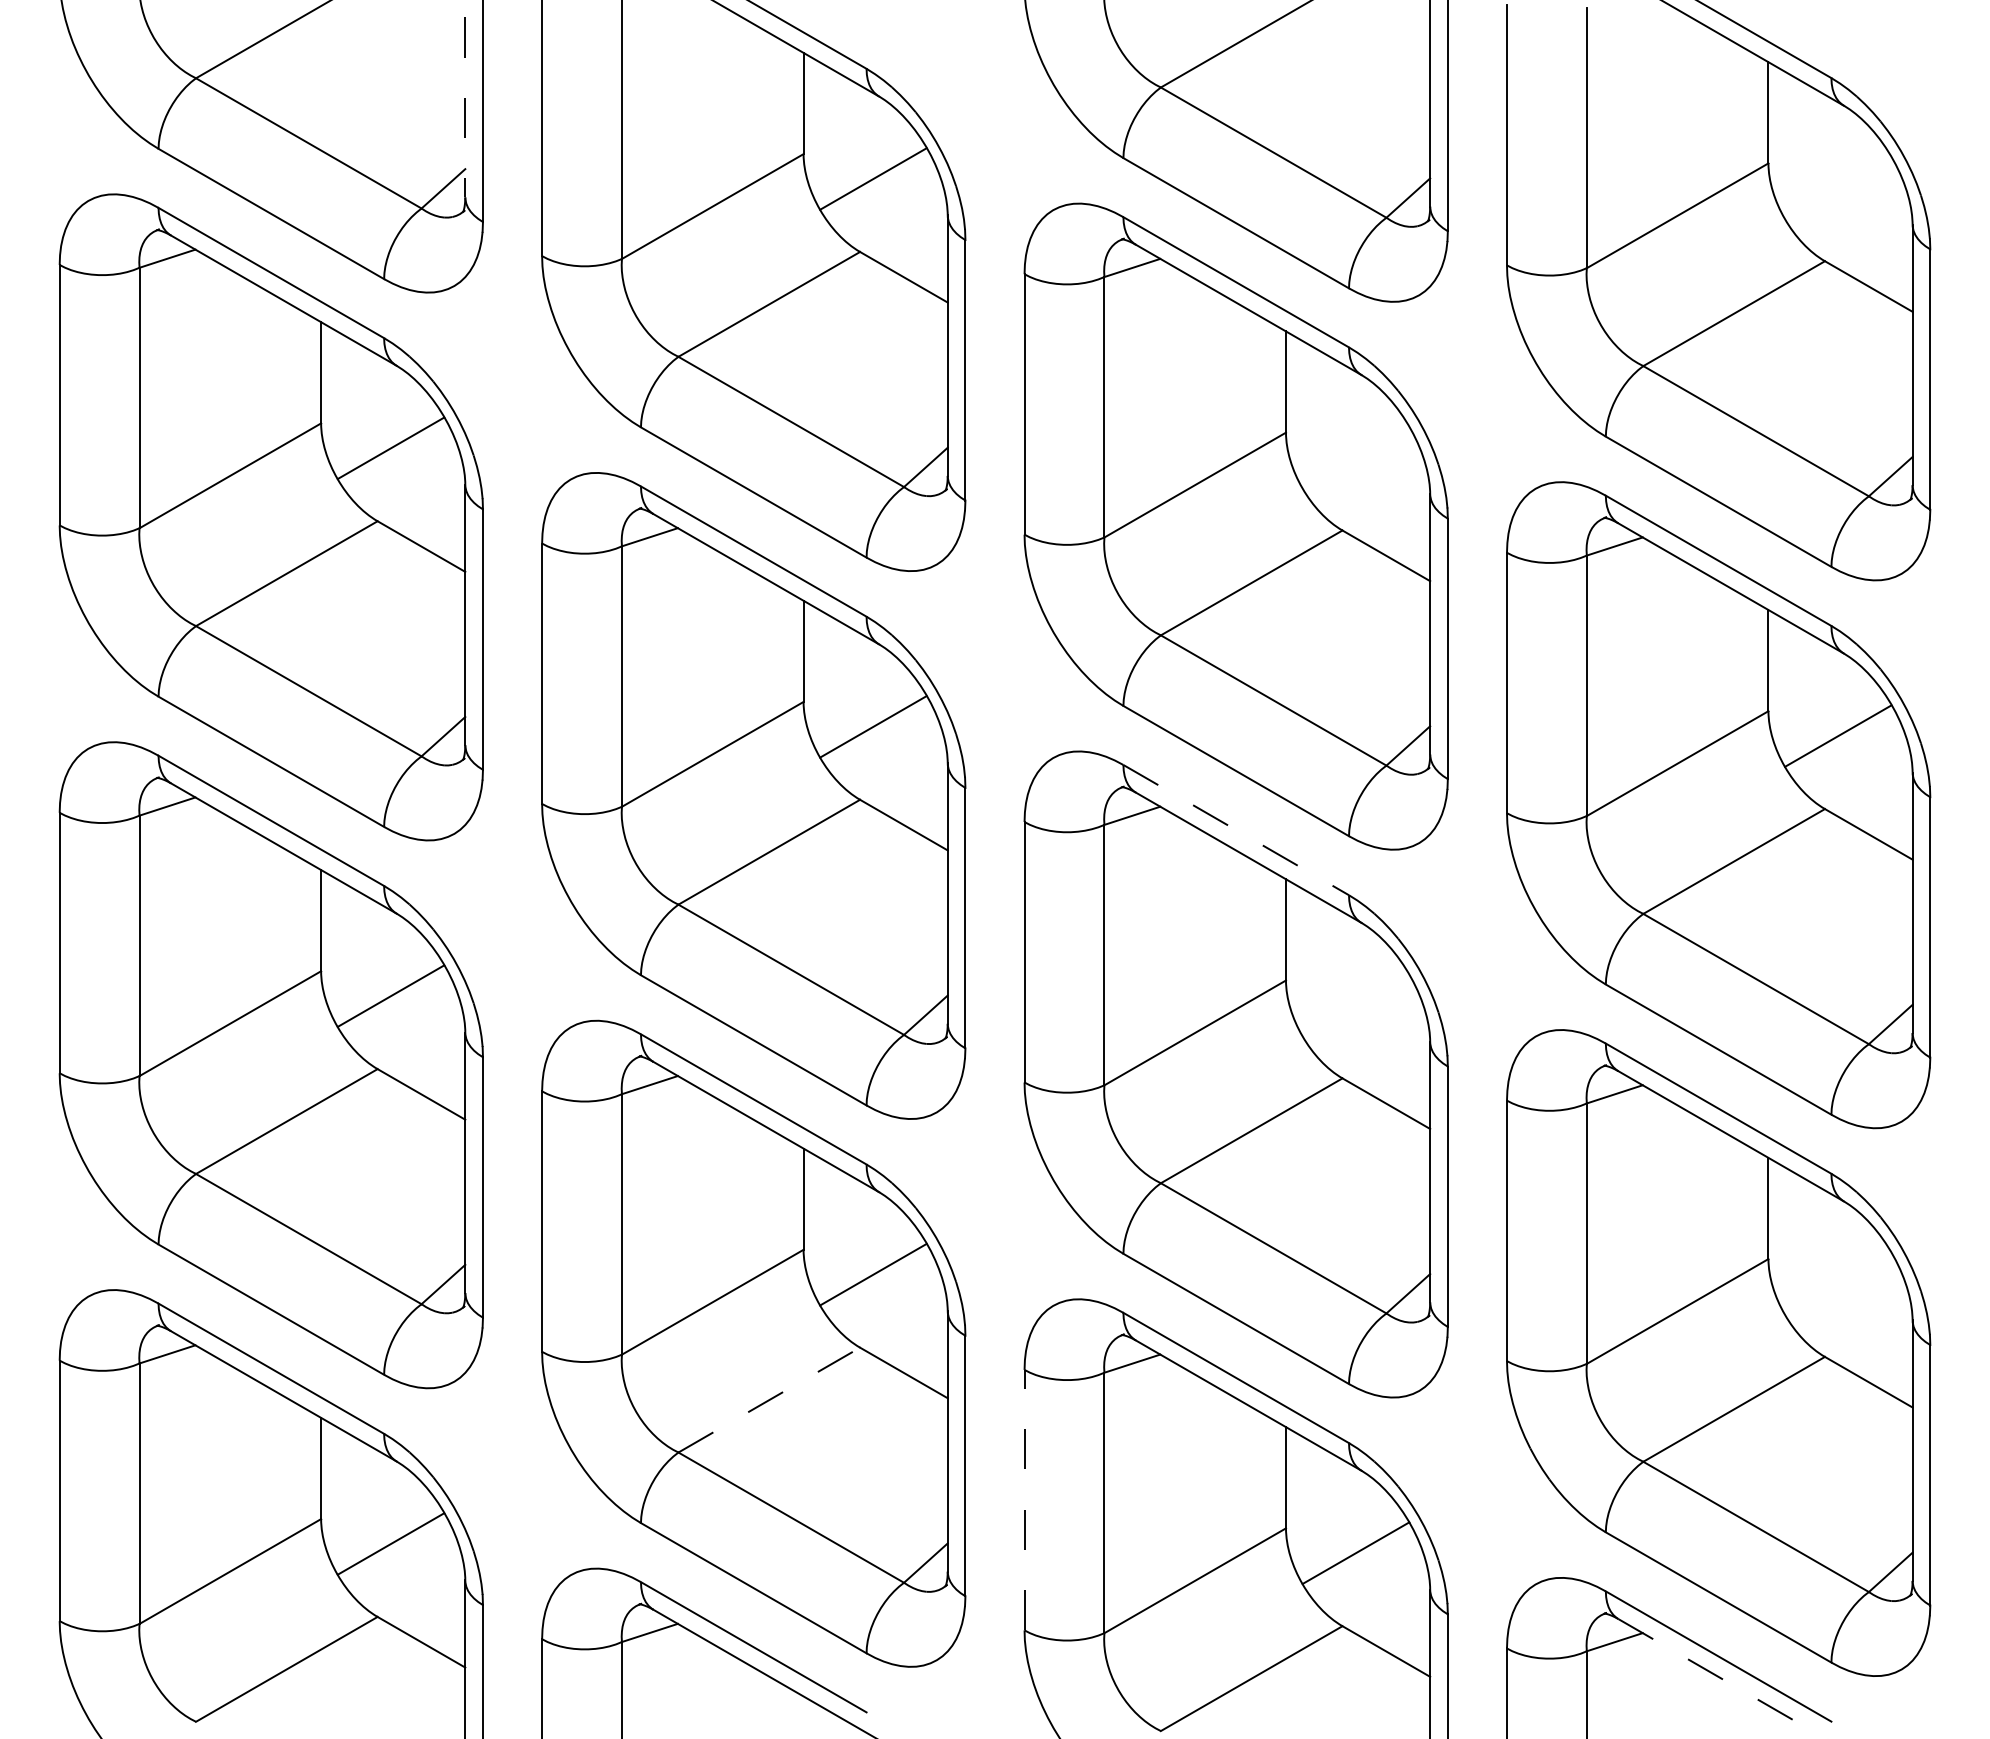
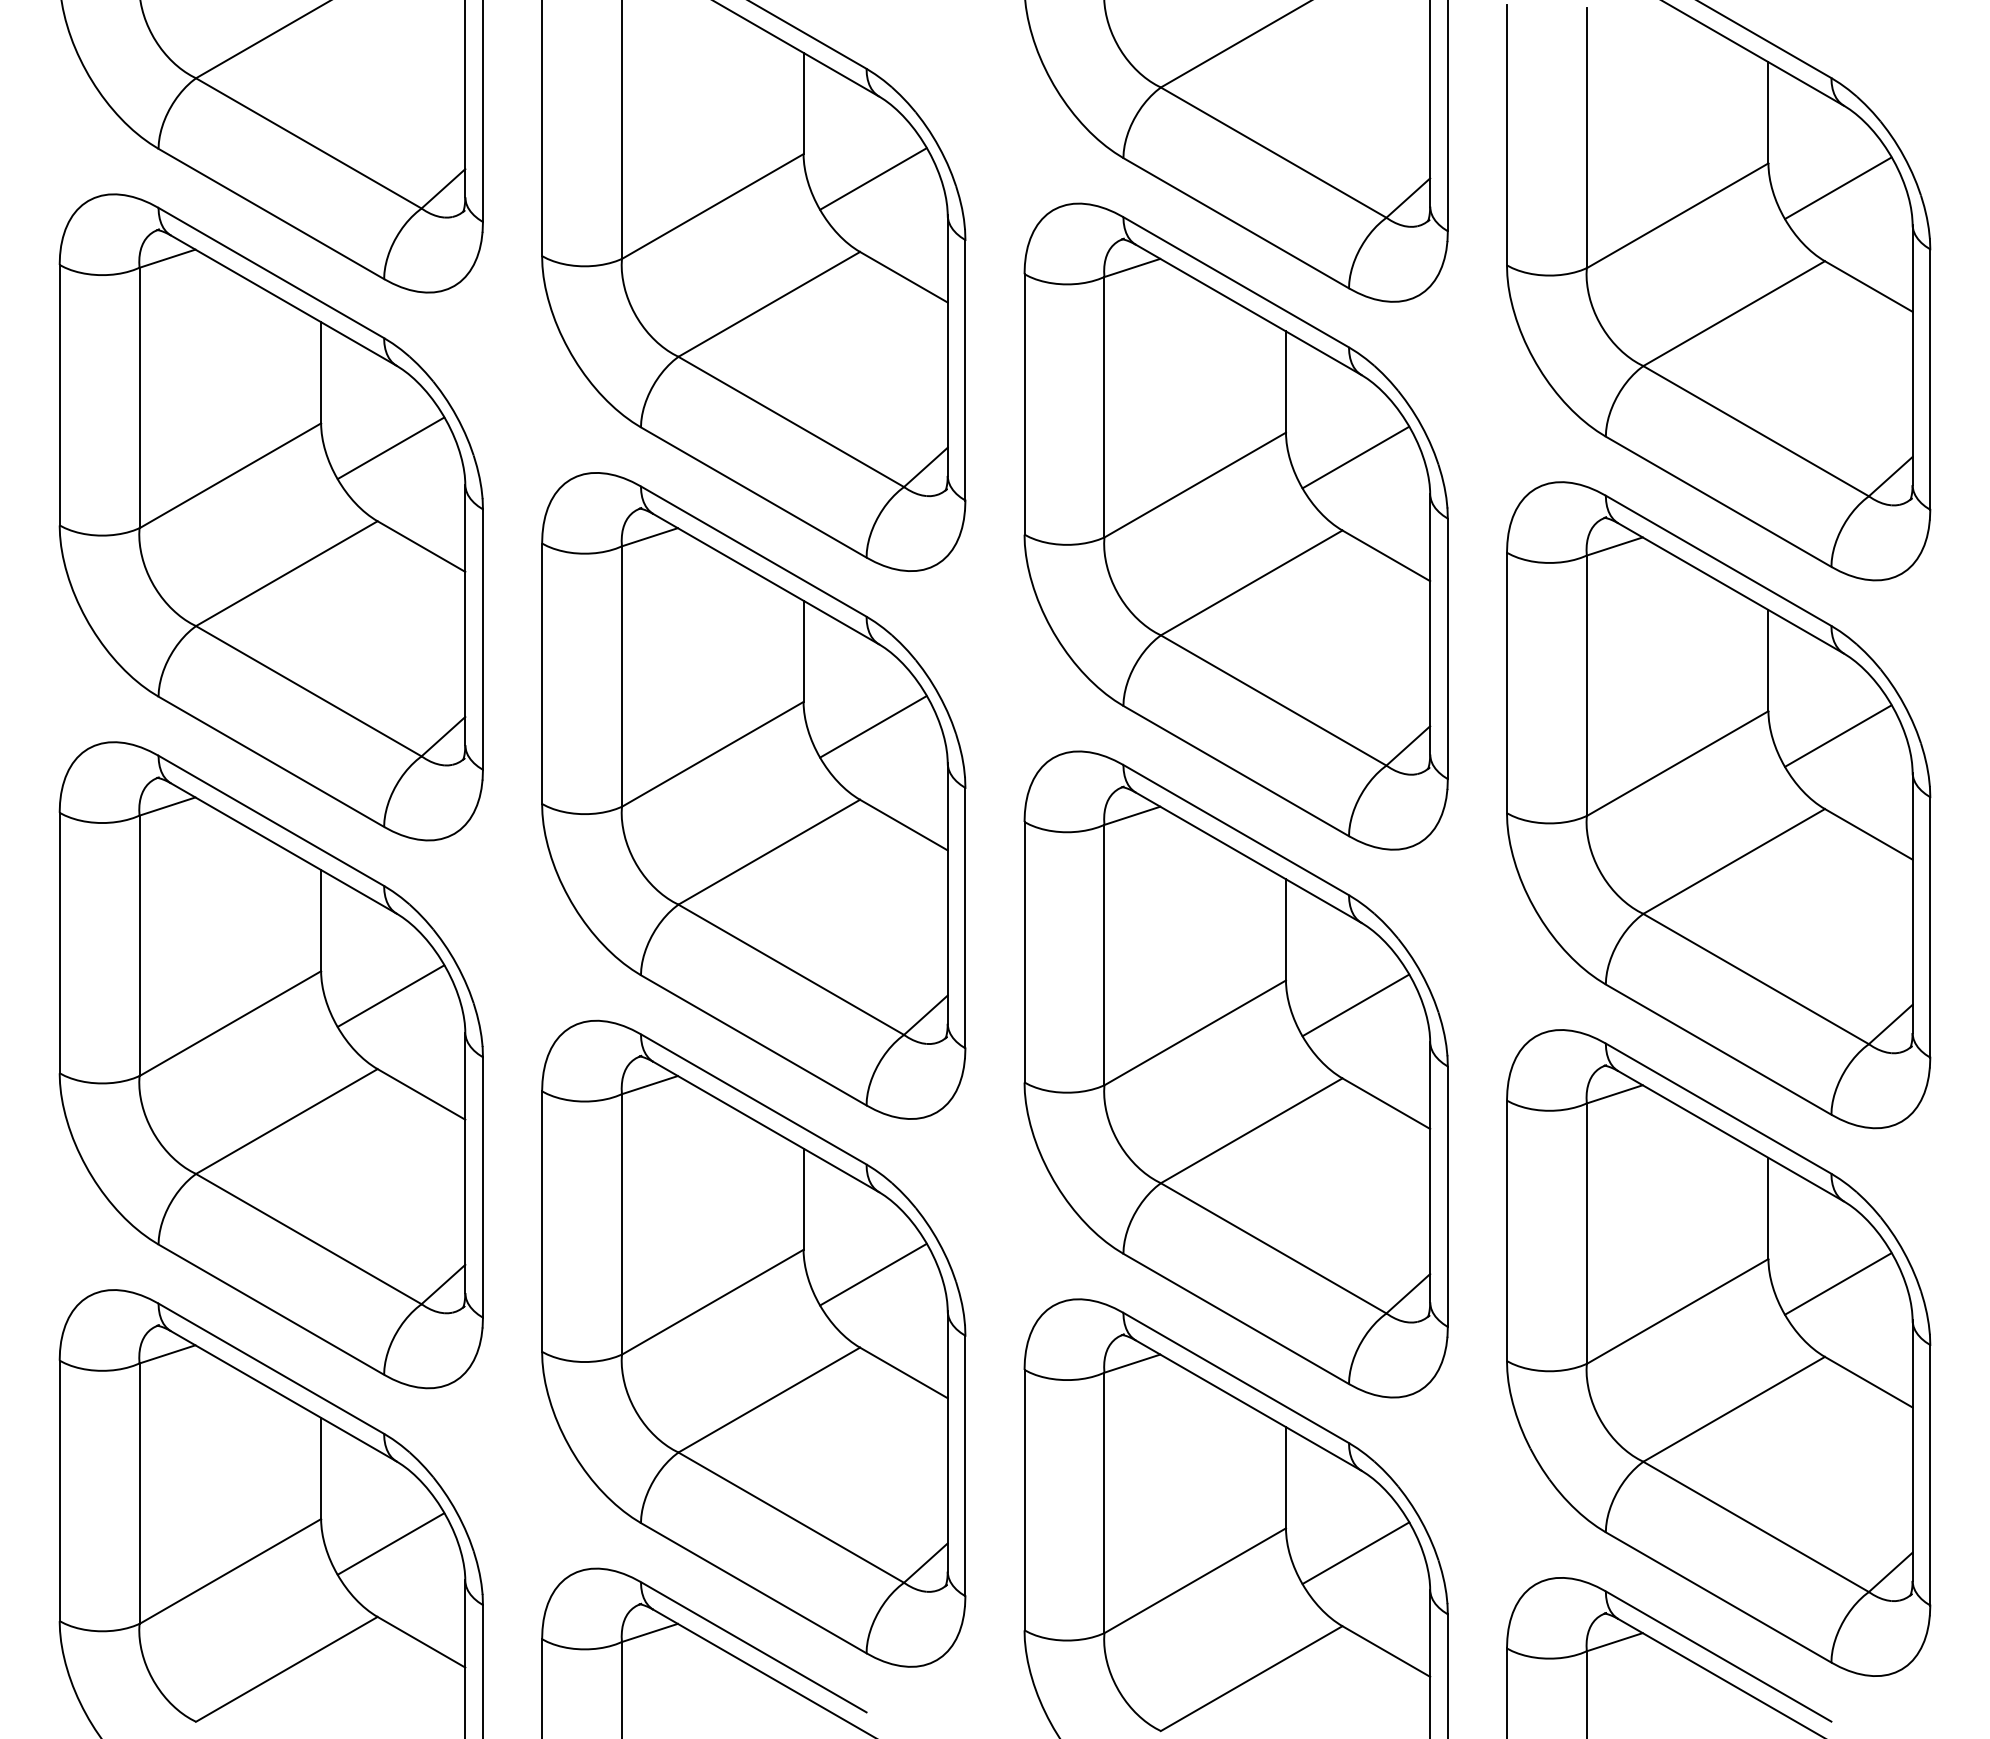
line: dashed -> solid (465, 99)
line: none -> present (1837, 188)
line: none -> present (1355, 457)
line: dashed -> solid (1236, 830)
line: none -> present (1355, 1005)
line: none -> present (1837, 1283)
line: dashed -> solid (769, 1400)
line: dashed -> solid (1024, 1499)
line: dashed -> solid (1722, 1678)
